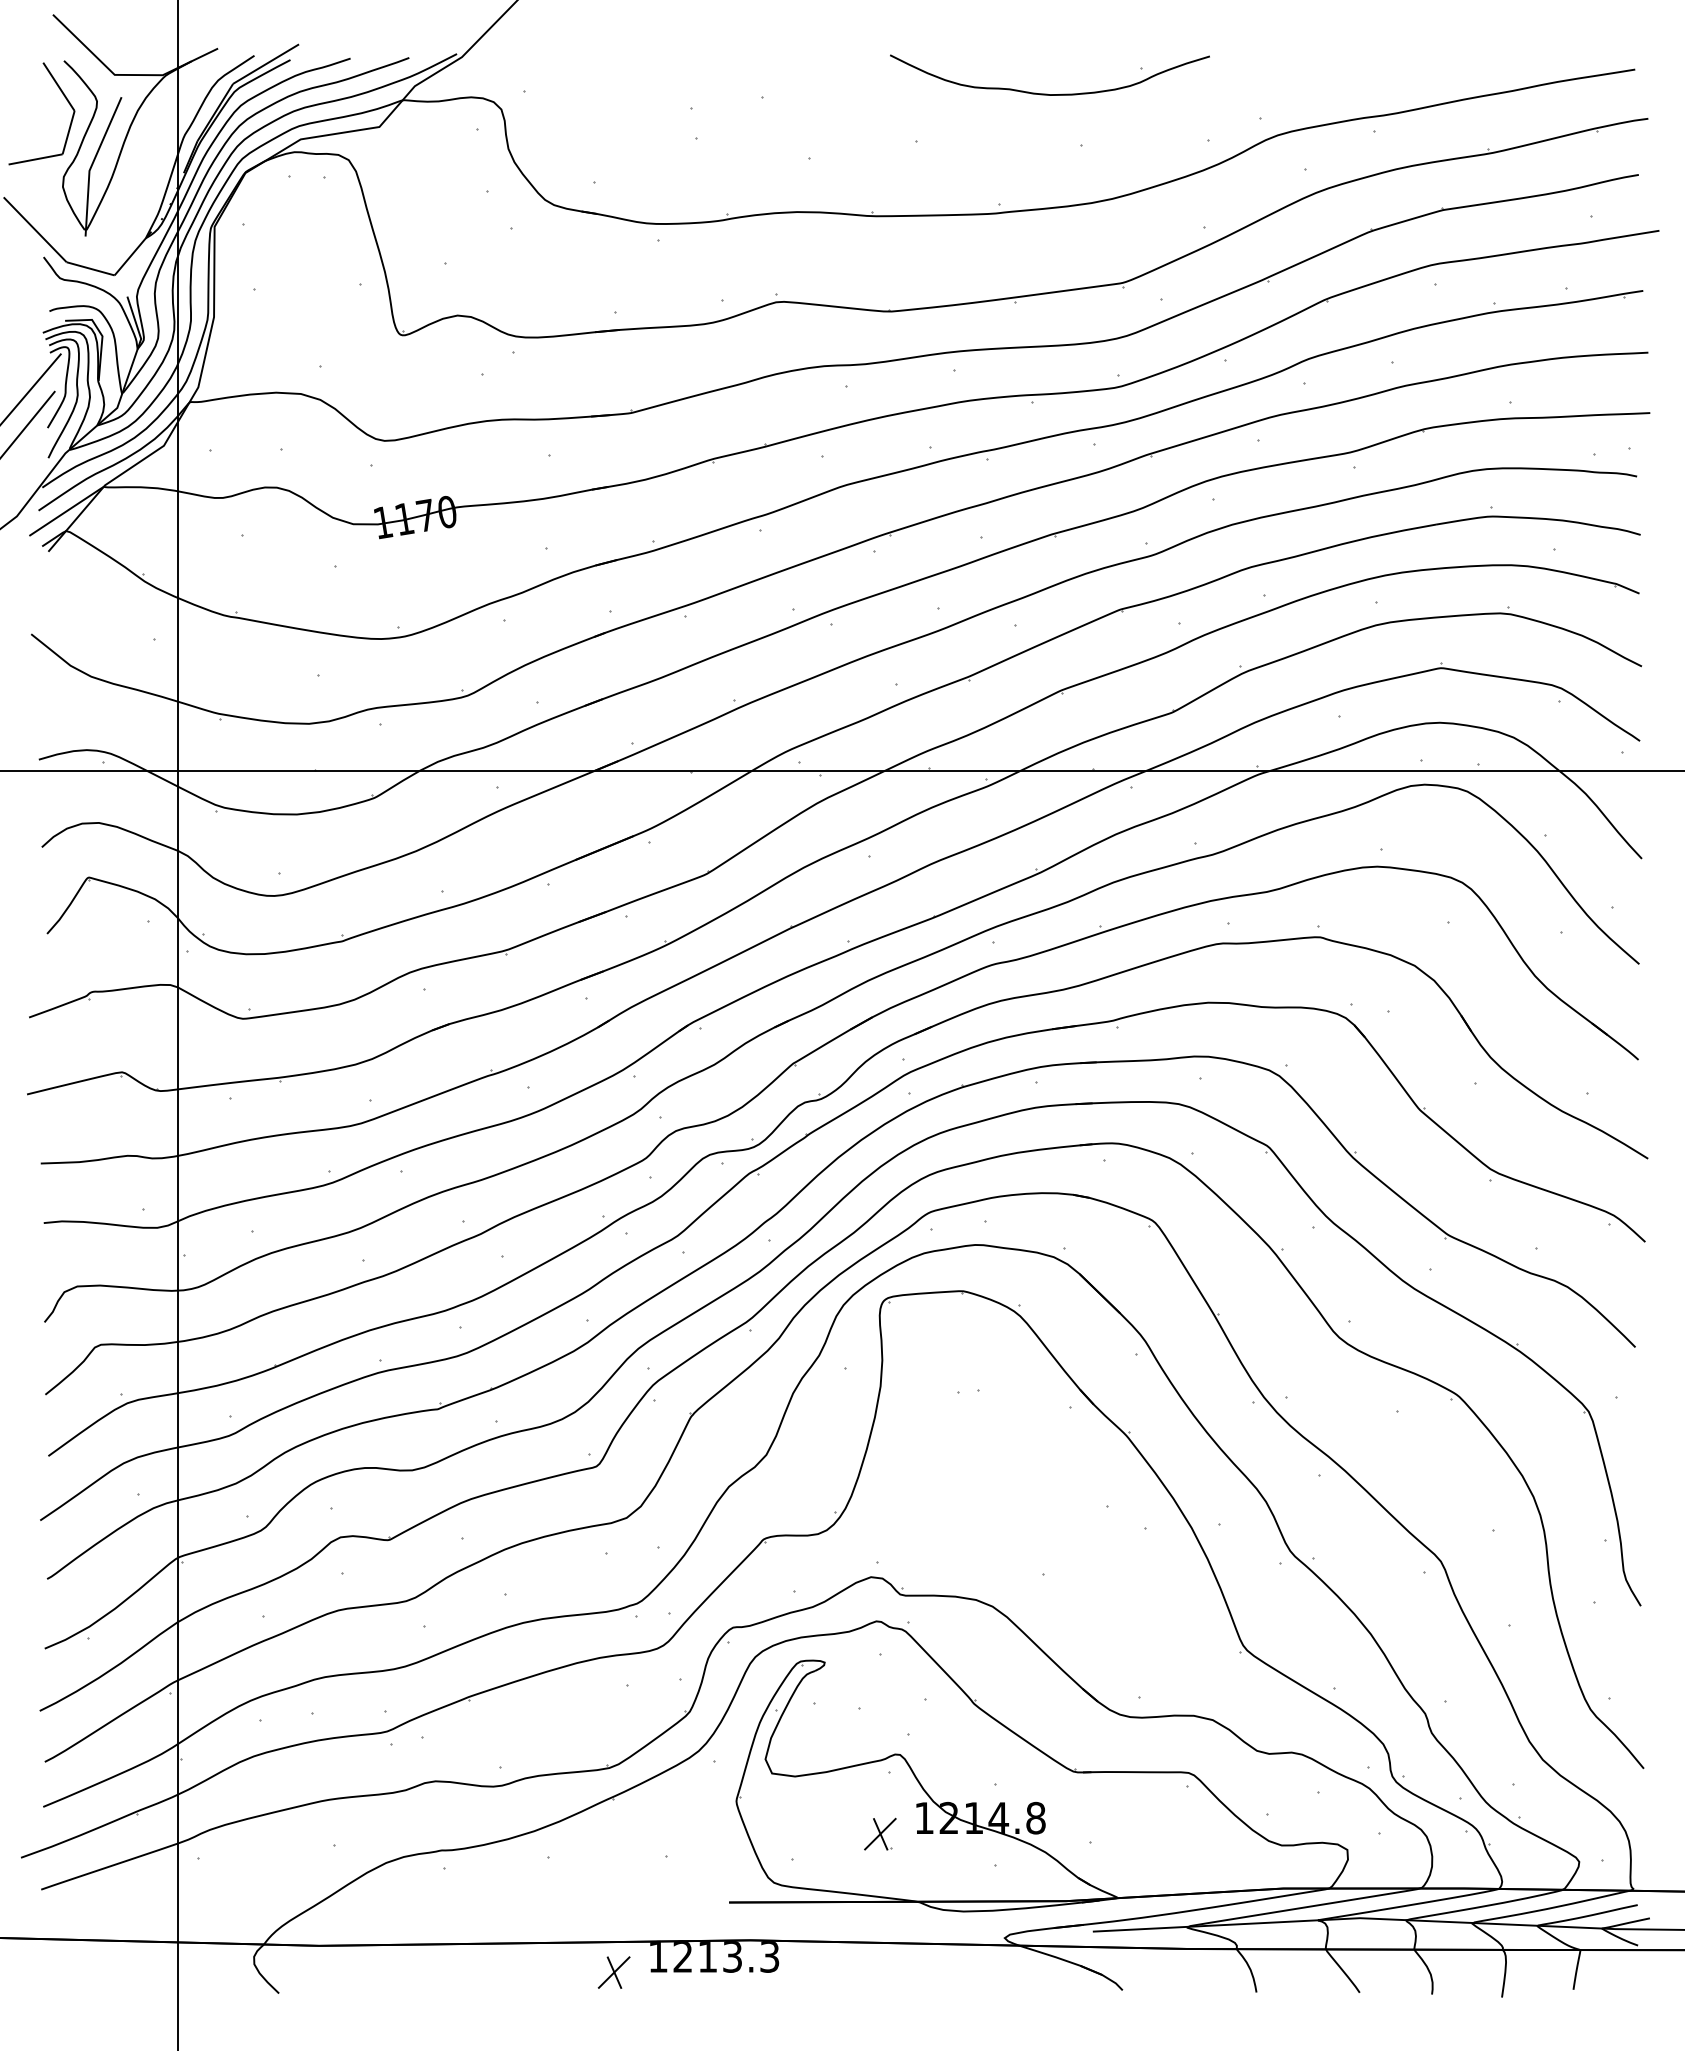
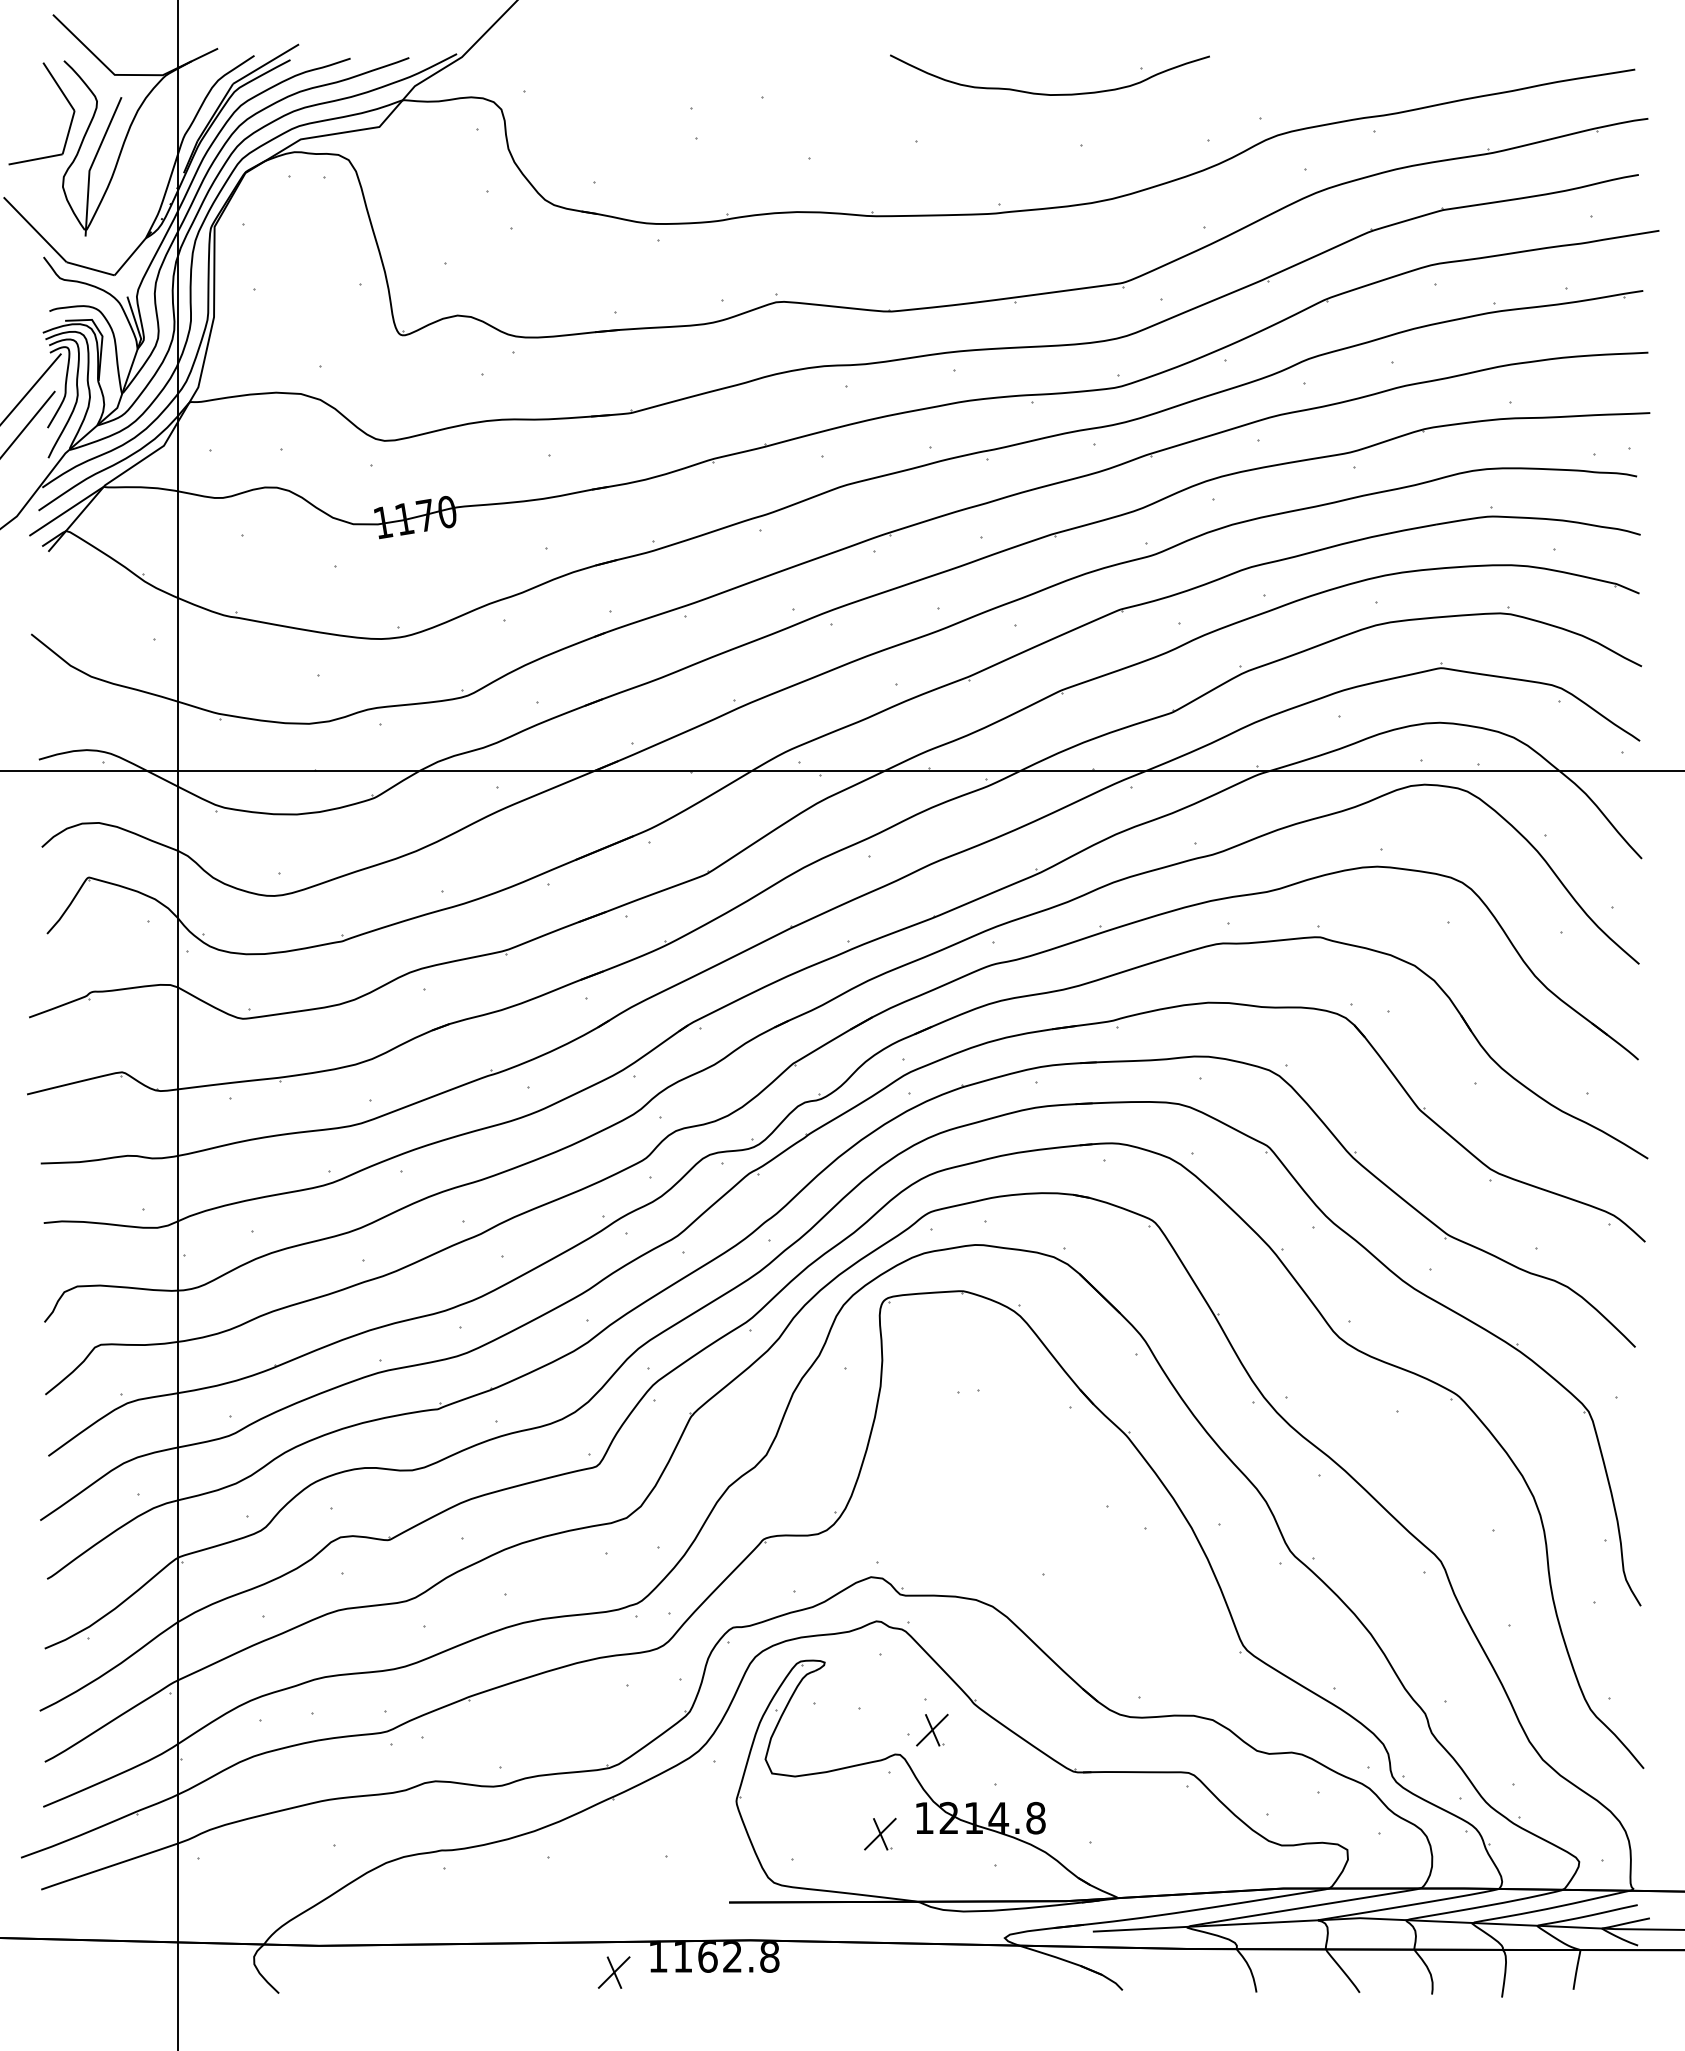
part: none -> present (932, 1729)
text: 1213.3 -> 1162.8 (726, 1956)
